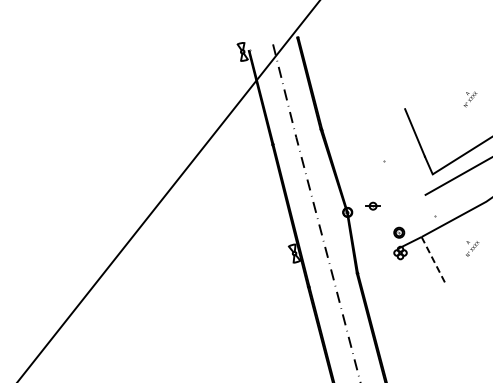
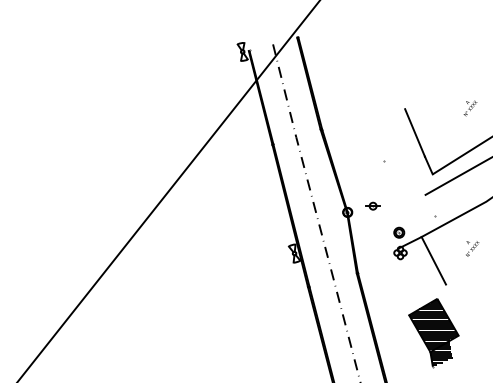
text position: (470, 99) -> (470, 108) (470, 108)
line: dashed -> solid (433, 260)
part: none -> present (433, 333)
